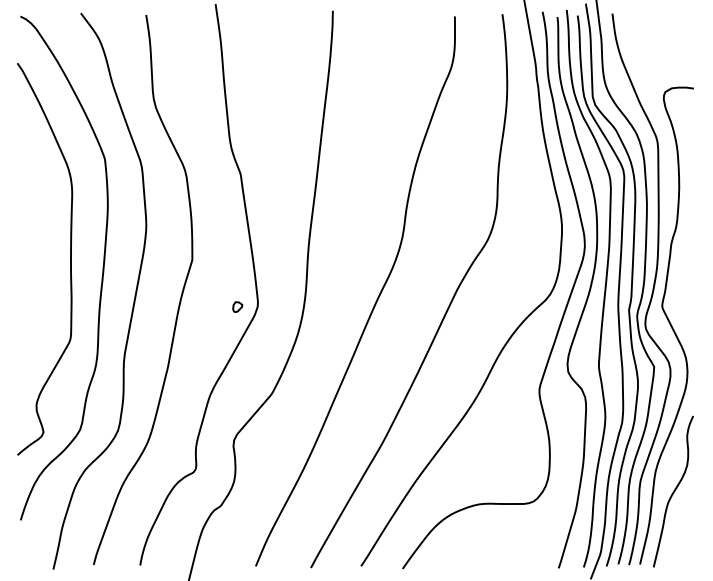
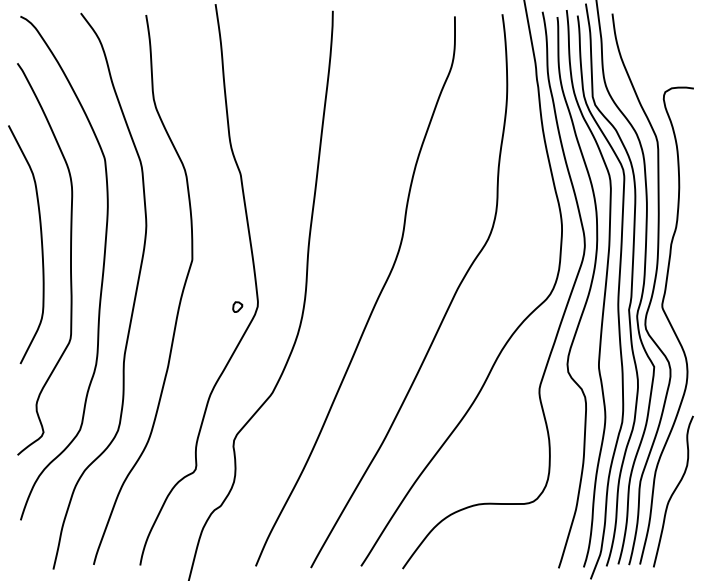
curve: none -> present (40, 239)
